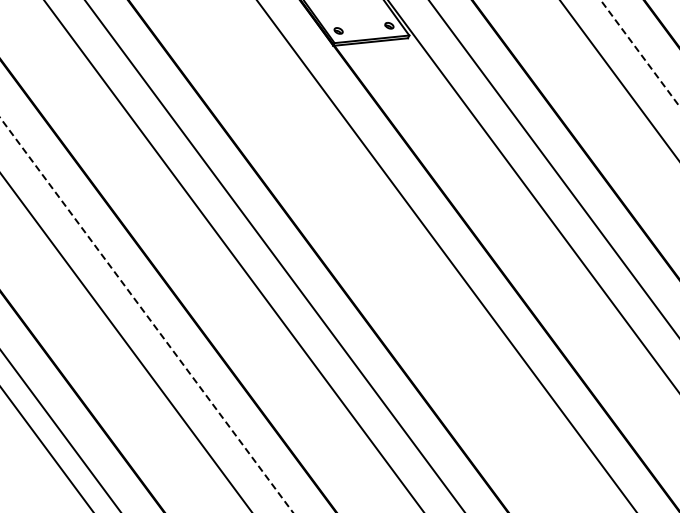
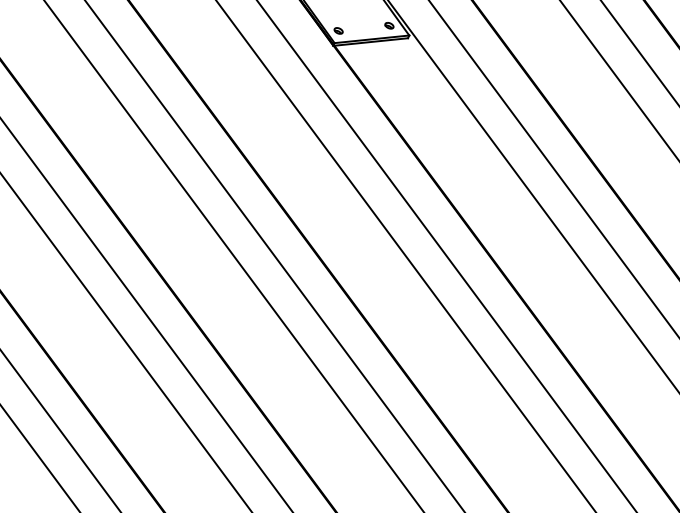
line: dashed -> solid (640, 53)
line: none -> present (405, 255)
line: dashed -> solid (147, 315)
line position: (46, 449) -> (40, 458) (40, 458)
